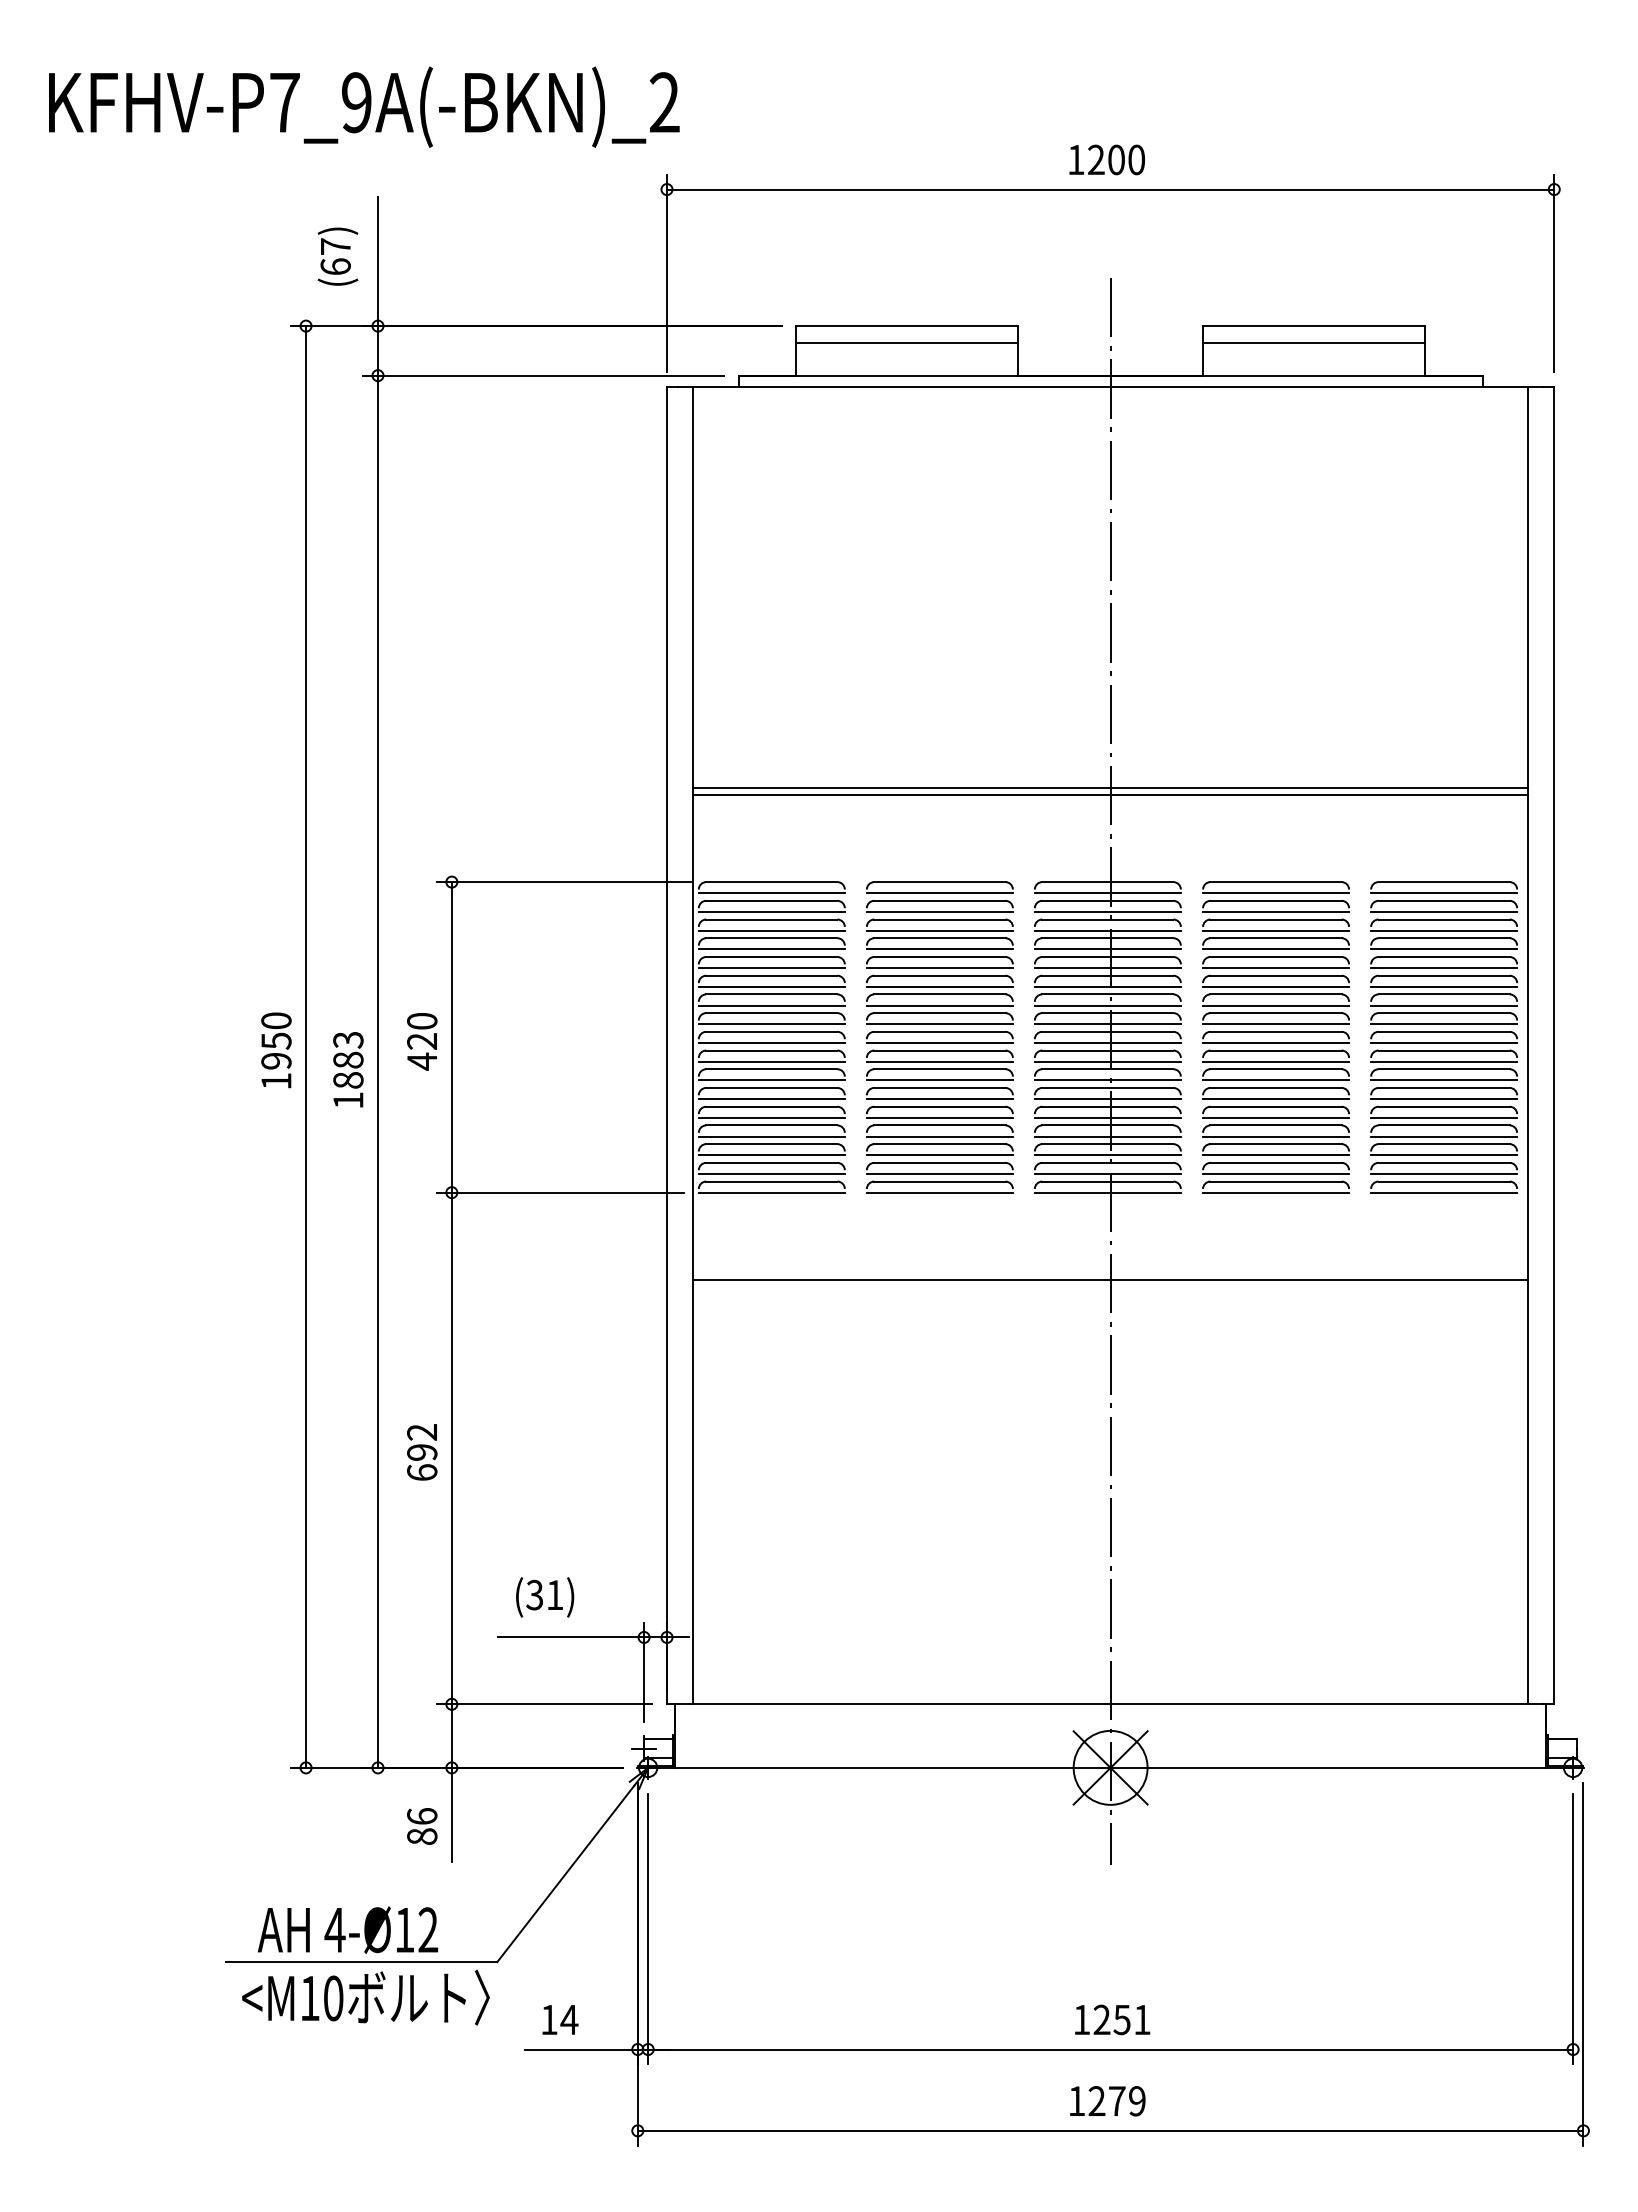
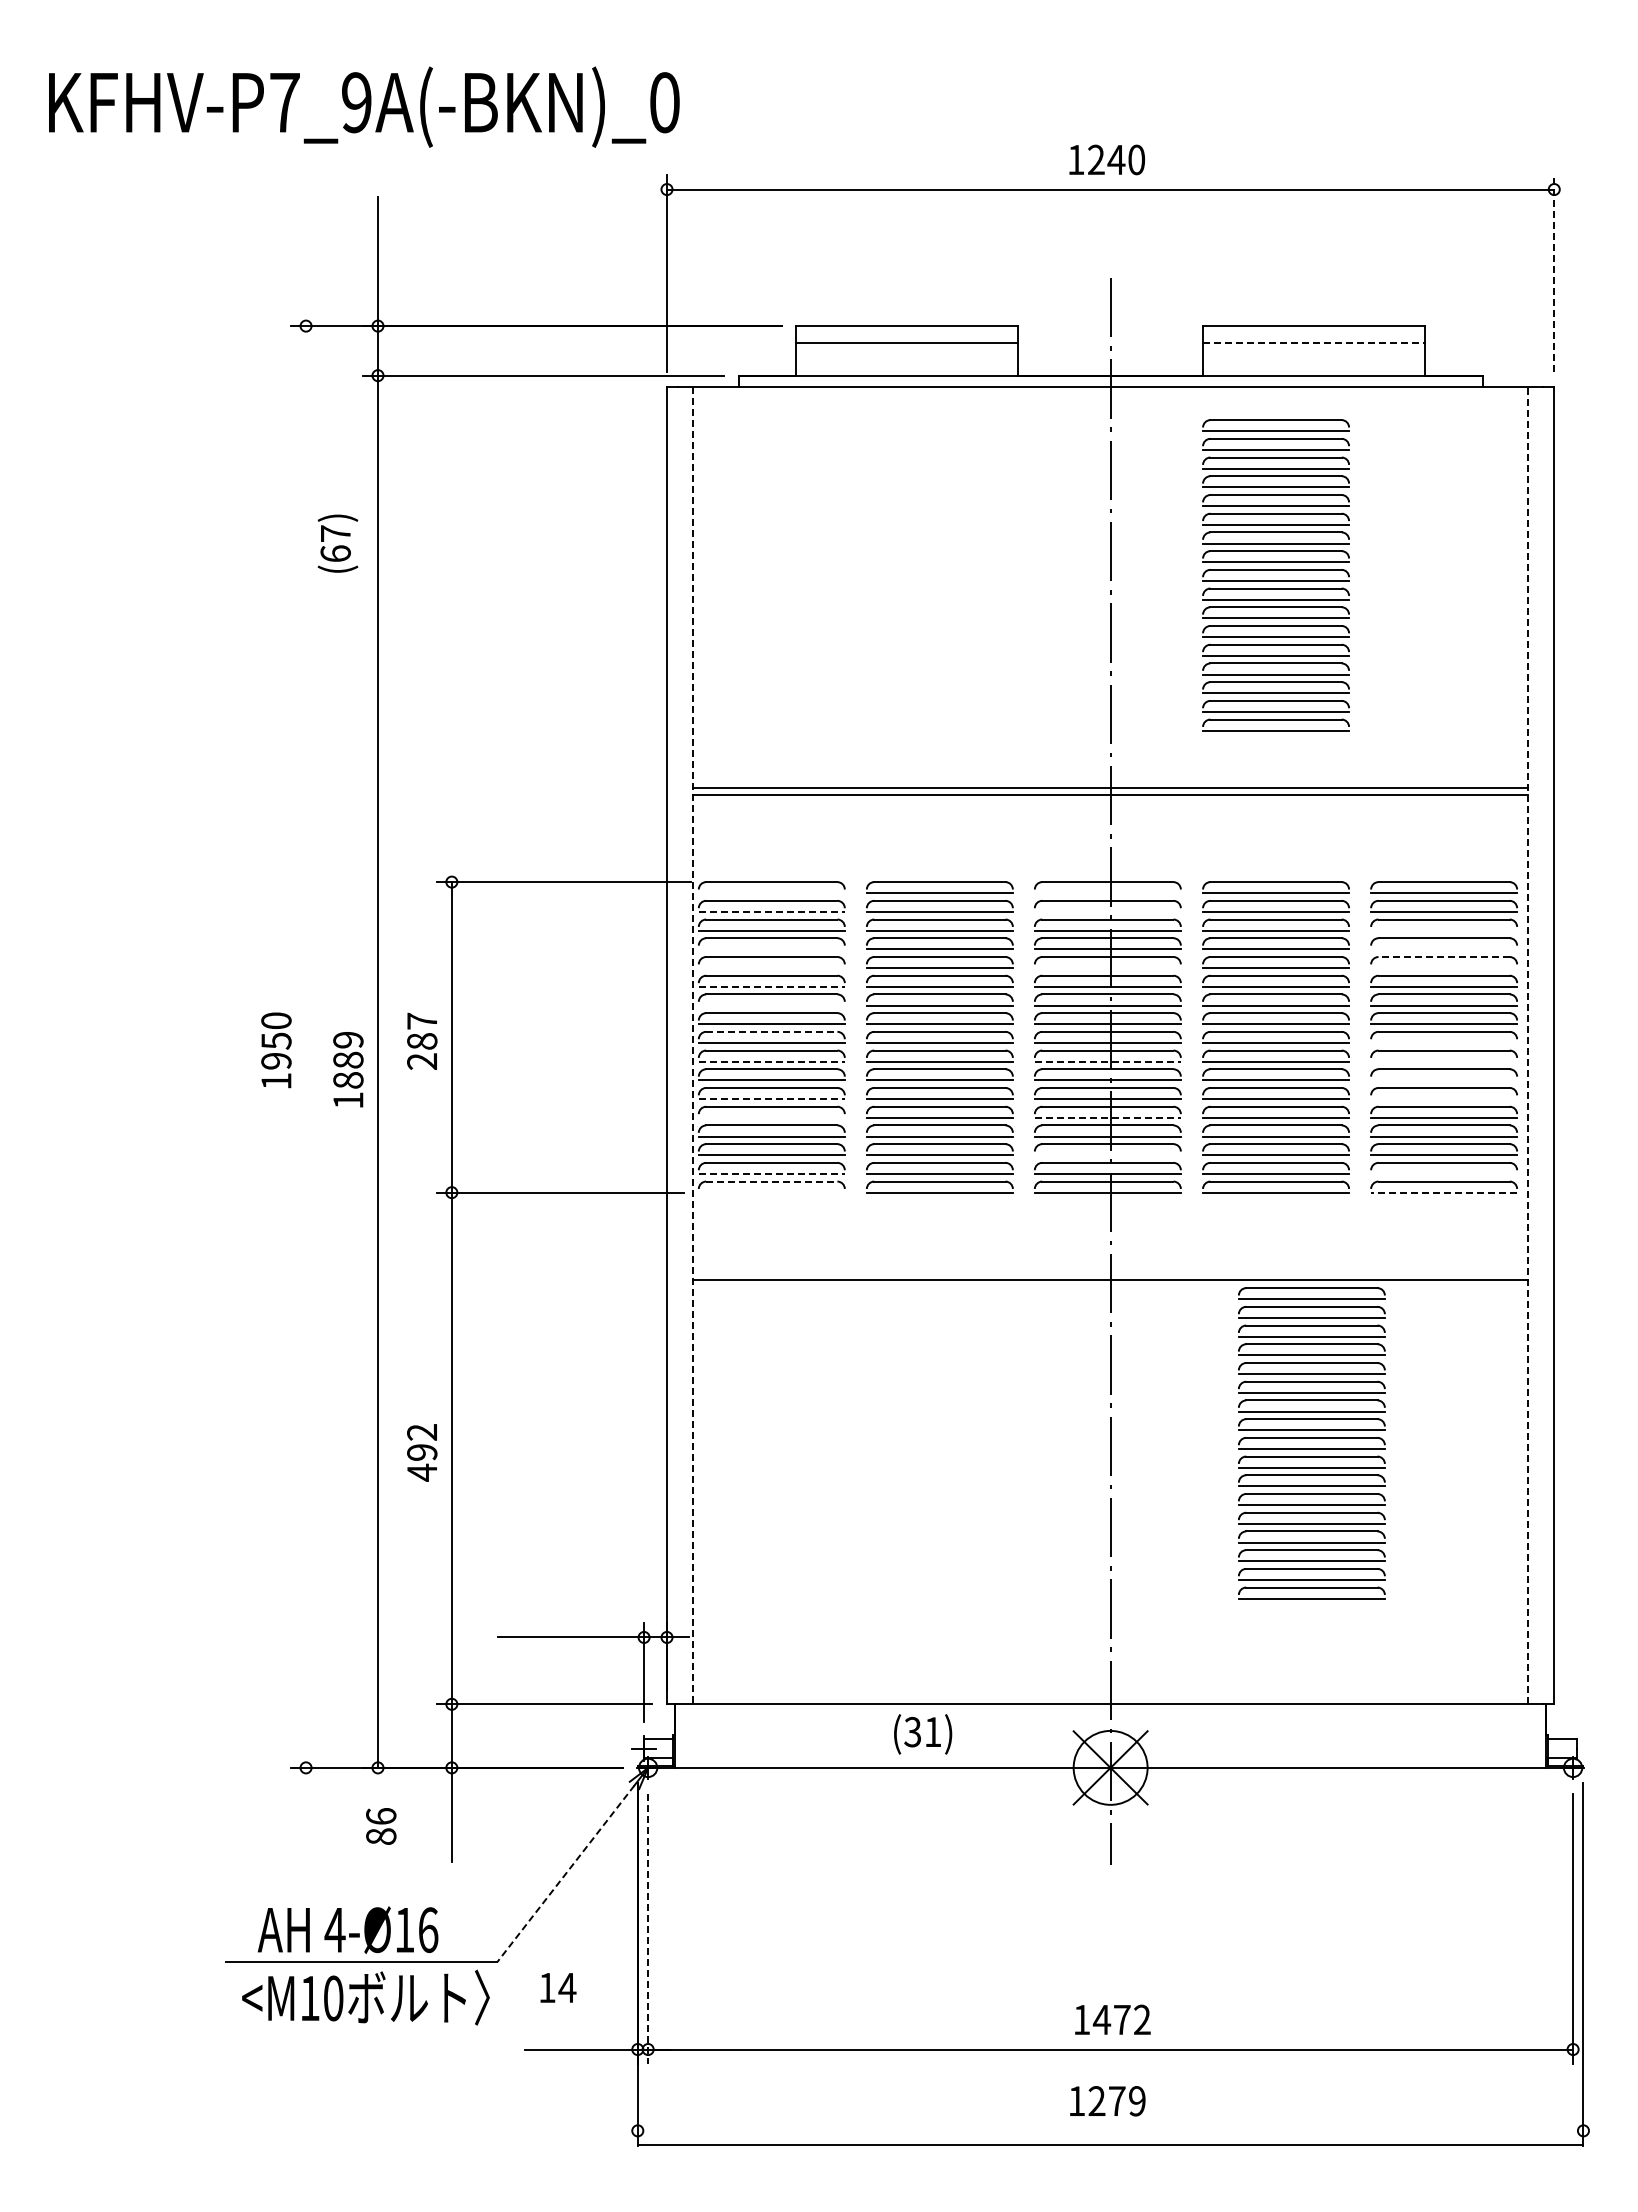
text: KFHV-P7_9A(-BKN)_2 -> KFHV-P7_9A(-BKN)_0 (664, 102)
text: 1200 -> 1240 (1116, 159)
text position: (337, 256) -> (337, 543) (337, 543)
line: solid -> dashed (1554, 273)
line: solid -> dashed (1313, 342)
part: none -> present (1275, 575)
line: present -> none (771, 893)
line: present -> none (1107, 893)
line: solid -> dashed (772, 911)
line: present -> none (1107, 911)
line: present -> none (1444, 930)
line: present -> none (771, 949)
line: present -> none (1444, 949)
line: solid -> dashed (1444, 957)
line: present -> none (771, 968)
line: present -> none (1107, 968)
line: present -> none (1444, 968)
line: solid -> dashed (772, 986)
line: present -> none (771, 1005)
line: solid -> dashed (771, 1031)
text: 1883 -> 1889 (348, 1040)
text: 420 -> 287 (422, 1041)
line: present -> none (1444, 1042)
line: solid -> dashed (692, 1045)
line: solid -> dashed (1528, 1045)
line: present -> none (306, 1046)
line: solid -> dashed (772, 1061)
line: solid -> dashed (1108, 1061)
line: present -> none (1444, 1061)
line: present -> none (1444, 1080)
line: solid -> dashed (772, 1099)
line: present -> none (1444, 1099)
line: present -> none (771, 1117)
line: solid -> dashed (1108, 1117)
line: present -> none (1107, 1155)
line: solid -> dashed (772, 1173)
line: present -> none (1444, 1173)
line: solid -> dashed (771, 1181)
line: present -> none (771, 1192)
line: solid -> dashed (1443, 1192)
part: none -> present (1311, 1443)
text: 692 -> 492 (422, 1472)
text position: (545, 1597) -> (923, 1734) (923, 1734)
text position: (422, 1826) -> (381, 1826) (381, 1826)
line: solid -> dashed (565, 1873)
line: solid -> dashed (648, 1929)
text: 4-Ø12 -> 4-Ø16 (428, 1930)
text position: (560, 2019) -> (558, 1987) (558, 1987)
text: 1251 -> 1472 (1121, 2019)
line position: (1110, 2130) -> (1110, 2144) (1110, 2144)
